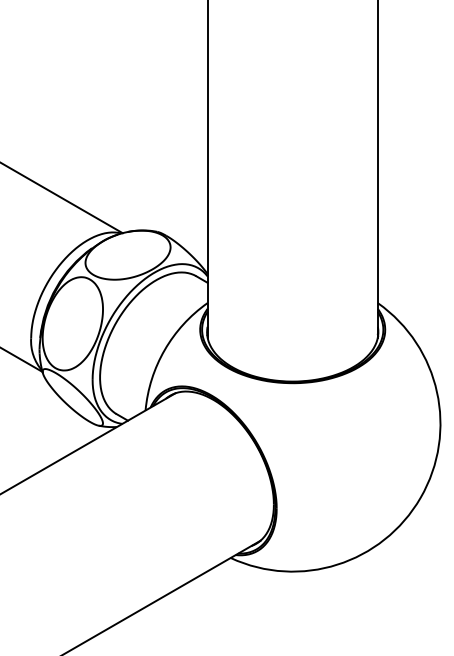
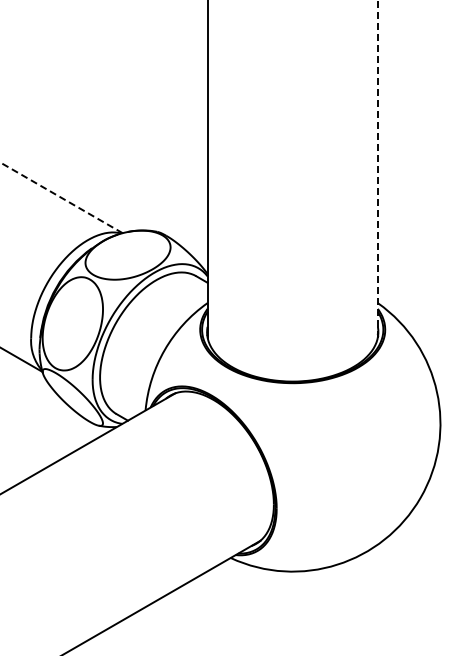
line: solid -> dashed (377, 168)
line: solid -> dashed (61, 197)
